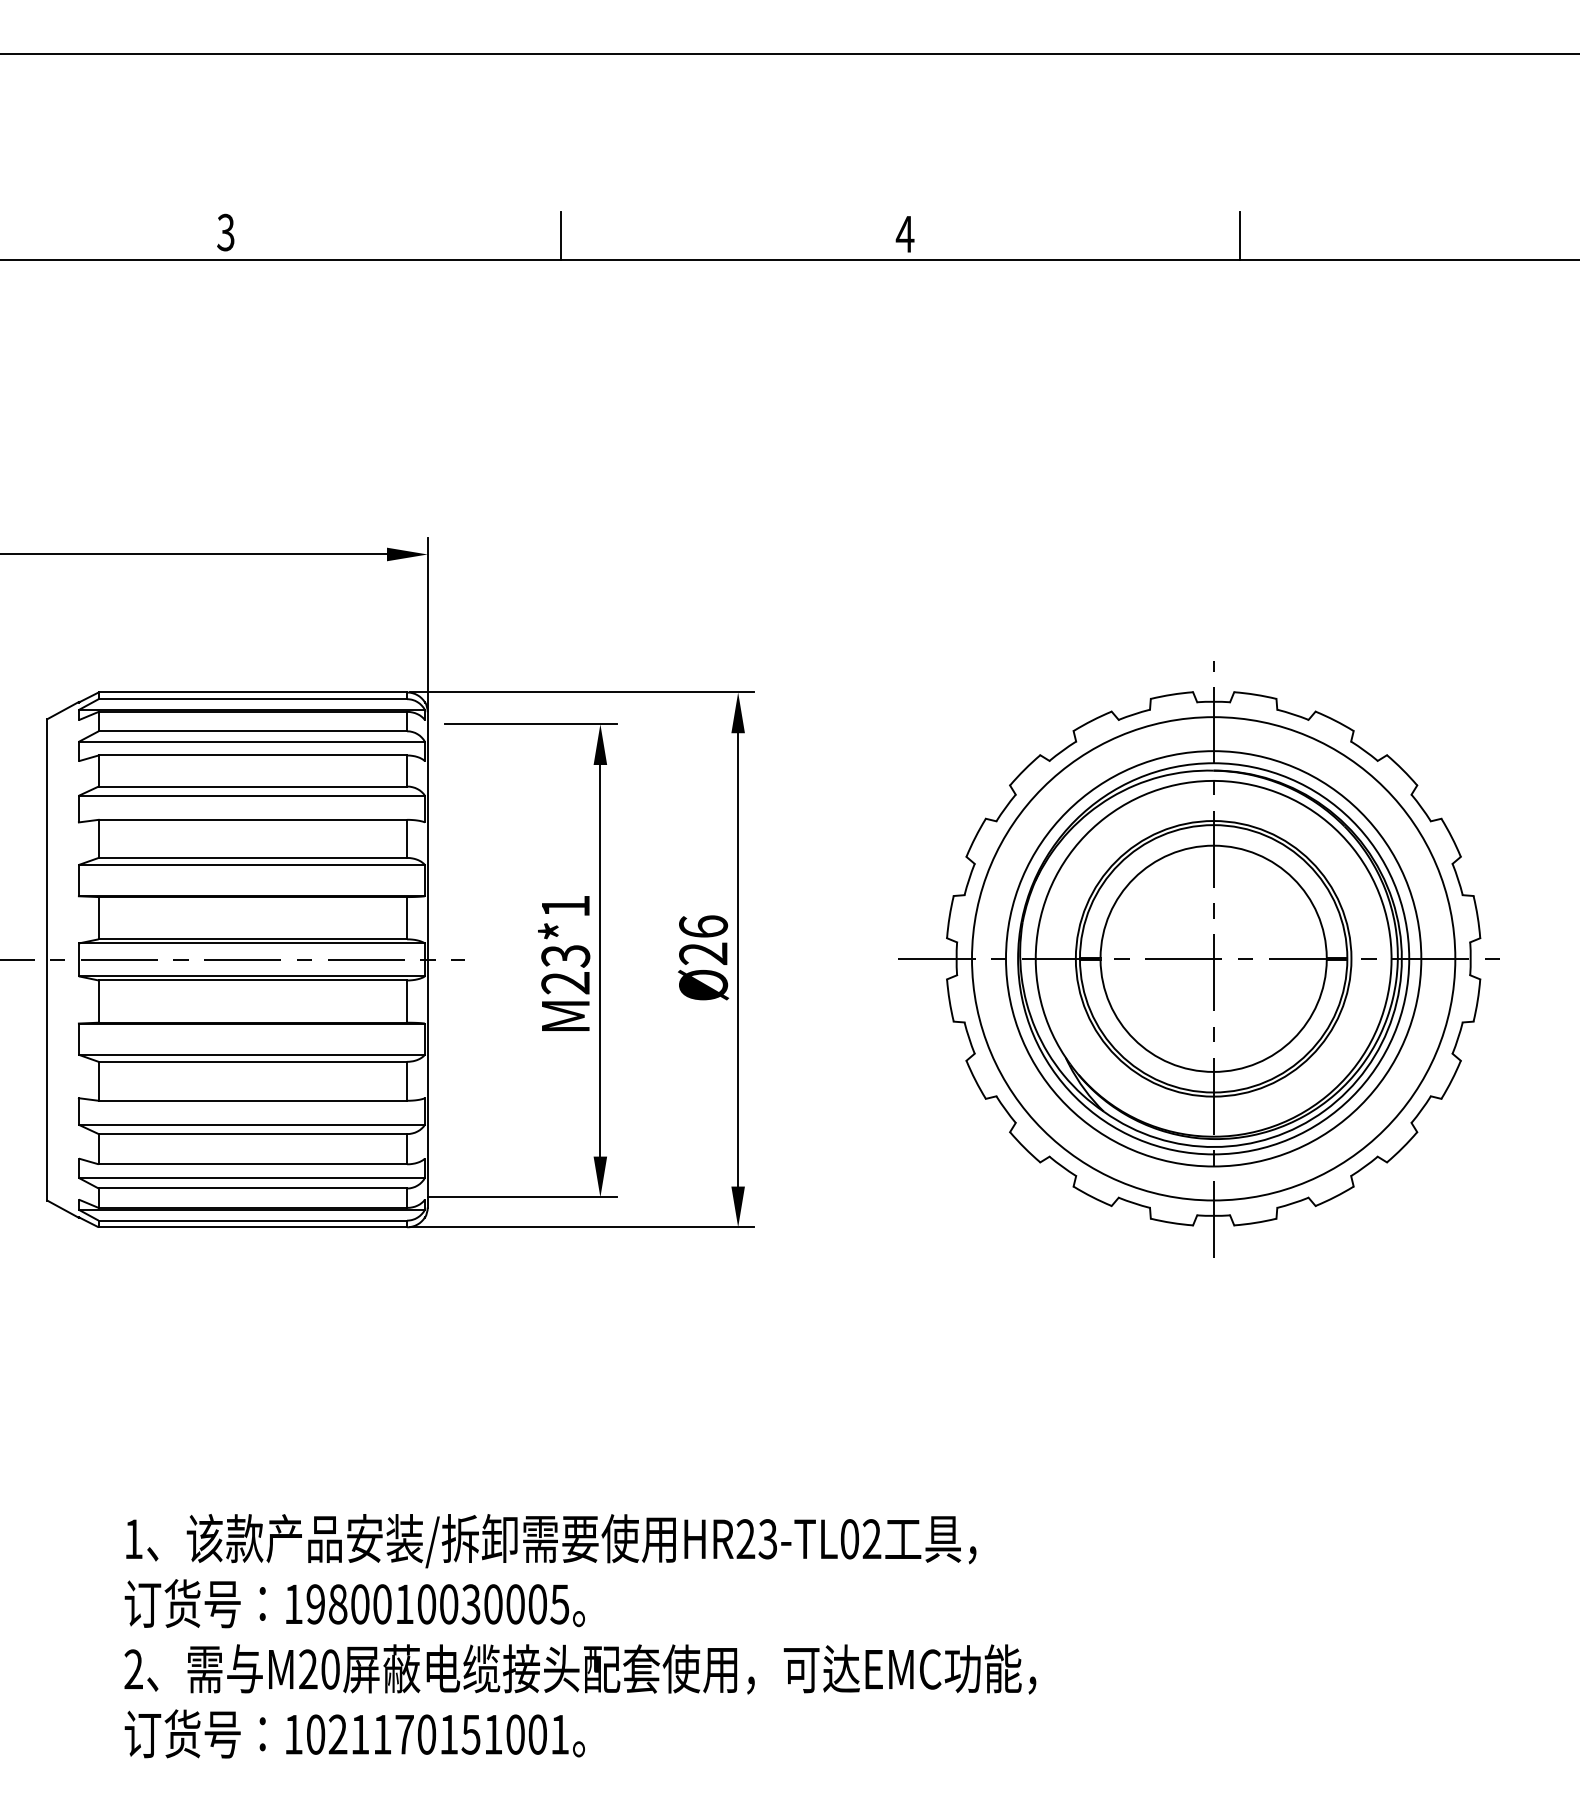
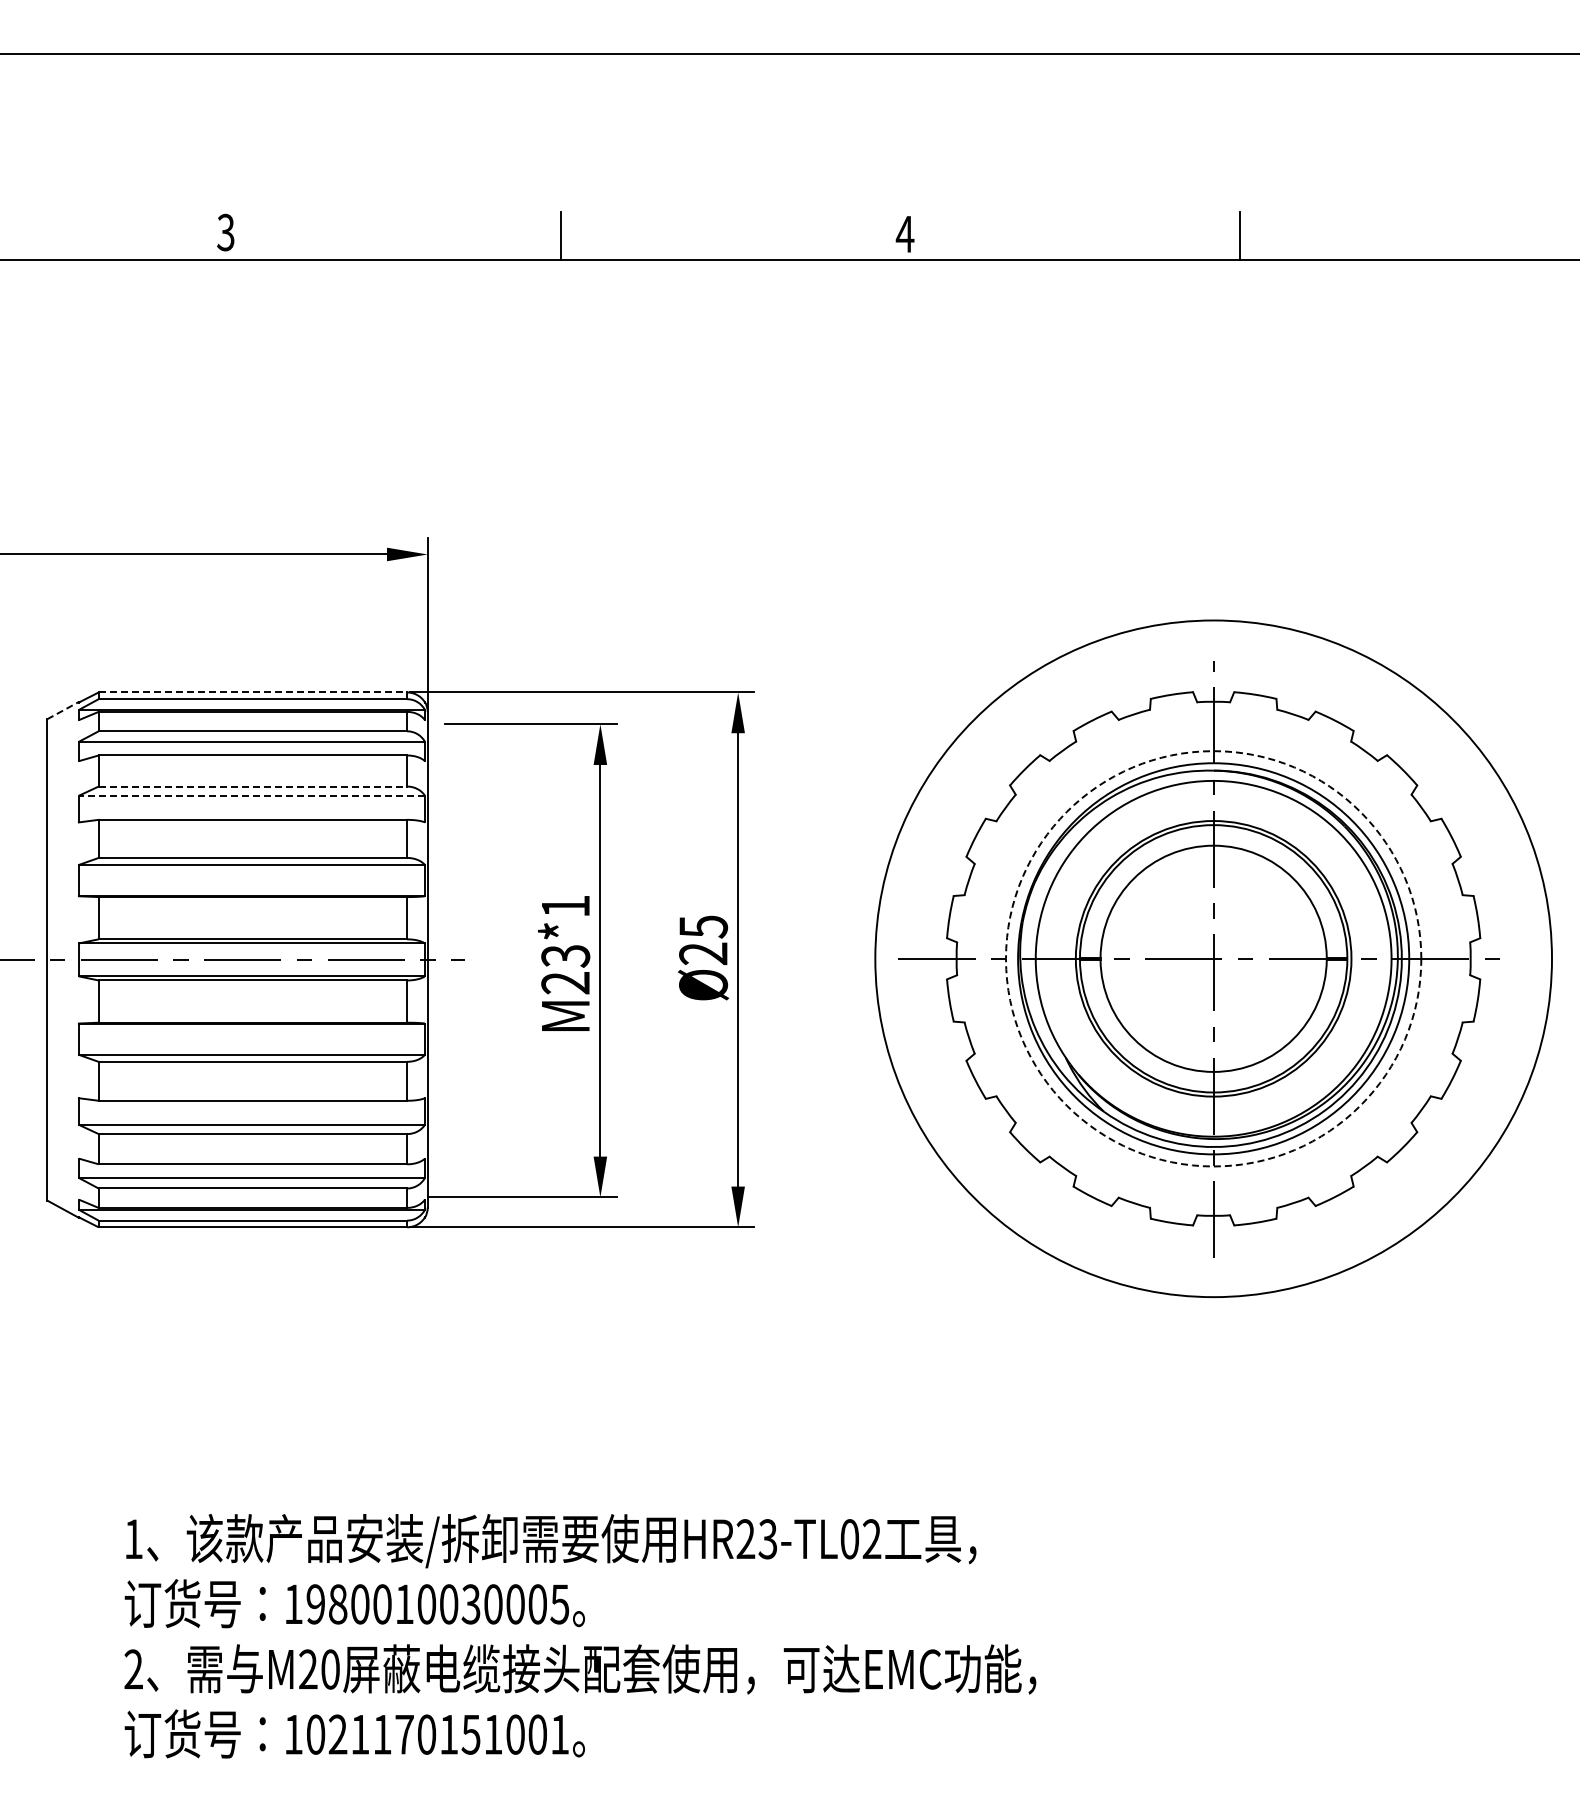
line: solid -> dashed (253, 692)
line: solid -> dashed (63, 710)
line: solid -> dashed (253, 786)
line: solid -> dashed (251, 795)
text: Ø26 -> Ø25 (703, 926)
circle diameter: 483 px -> 677 px (1213, 958)
circle: solid -> dashed (1213, 958)
